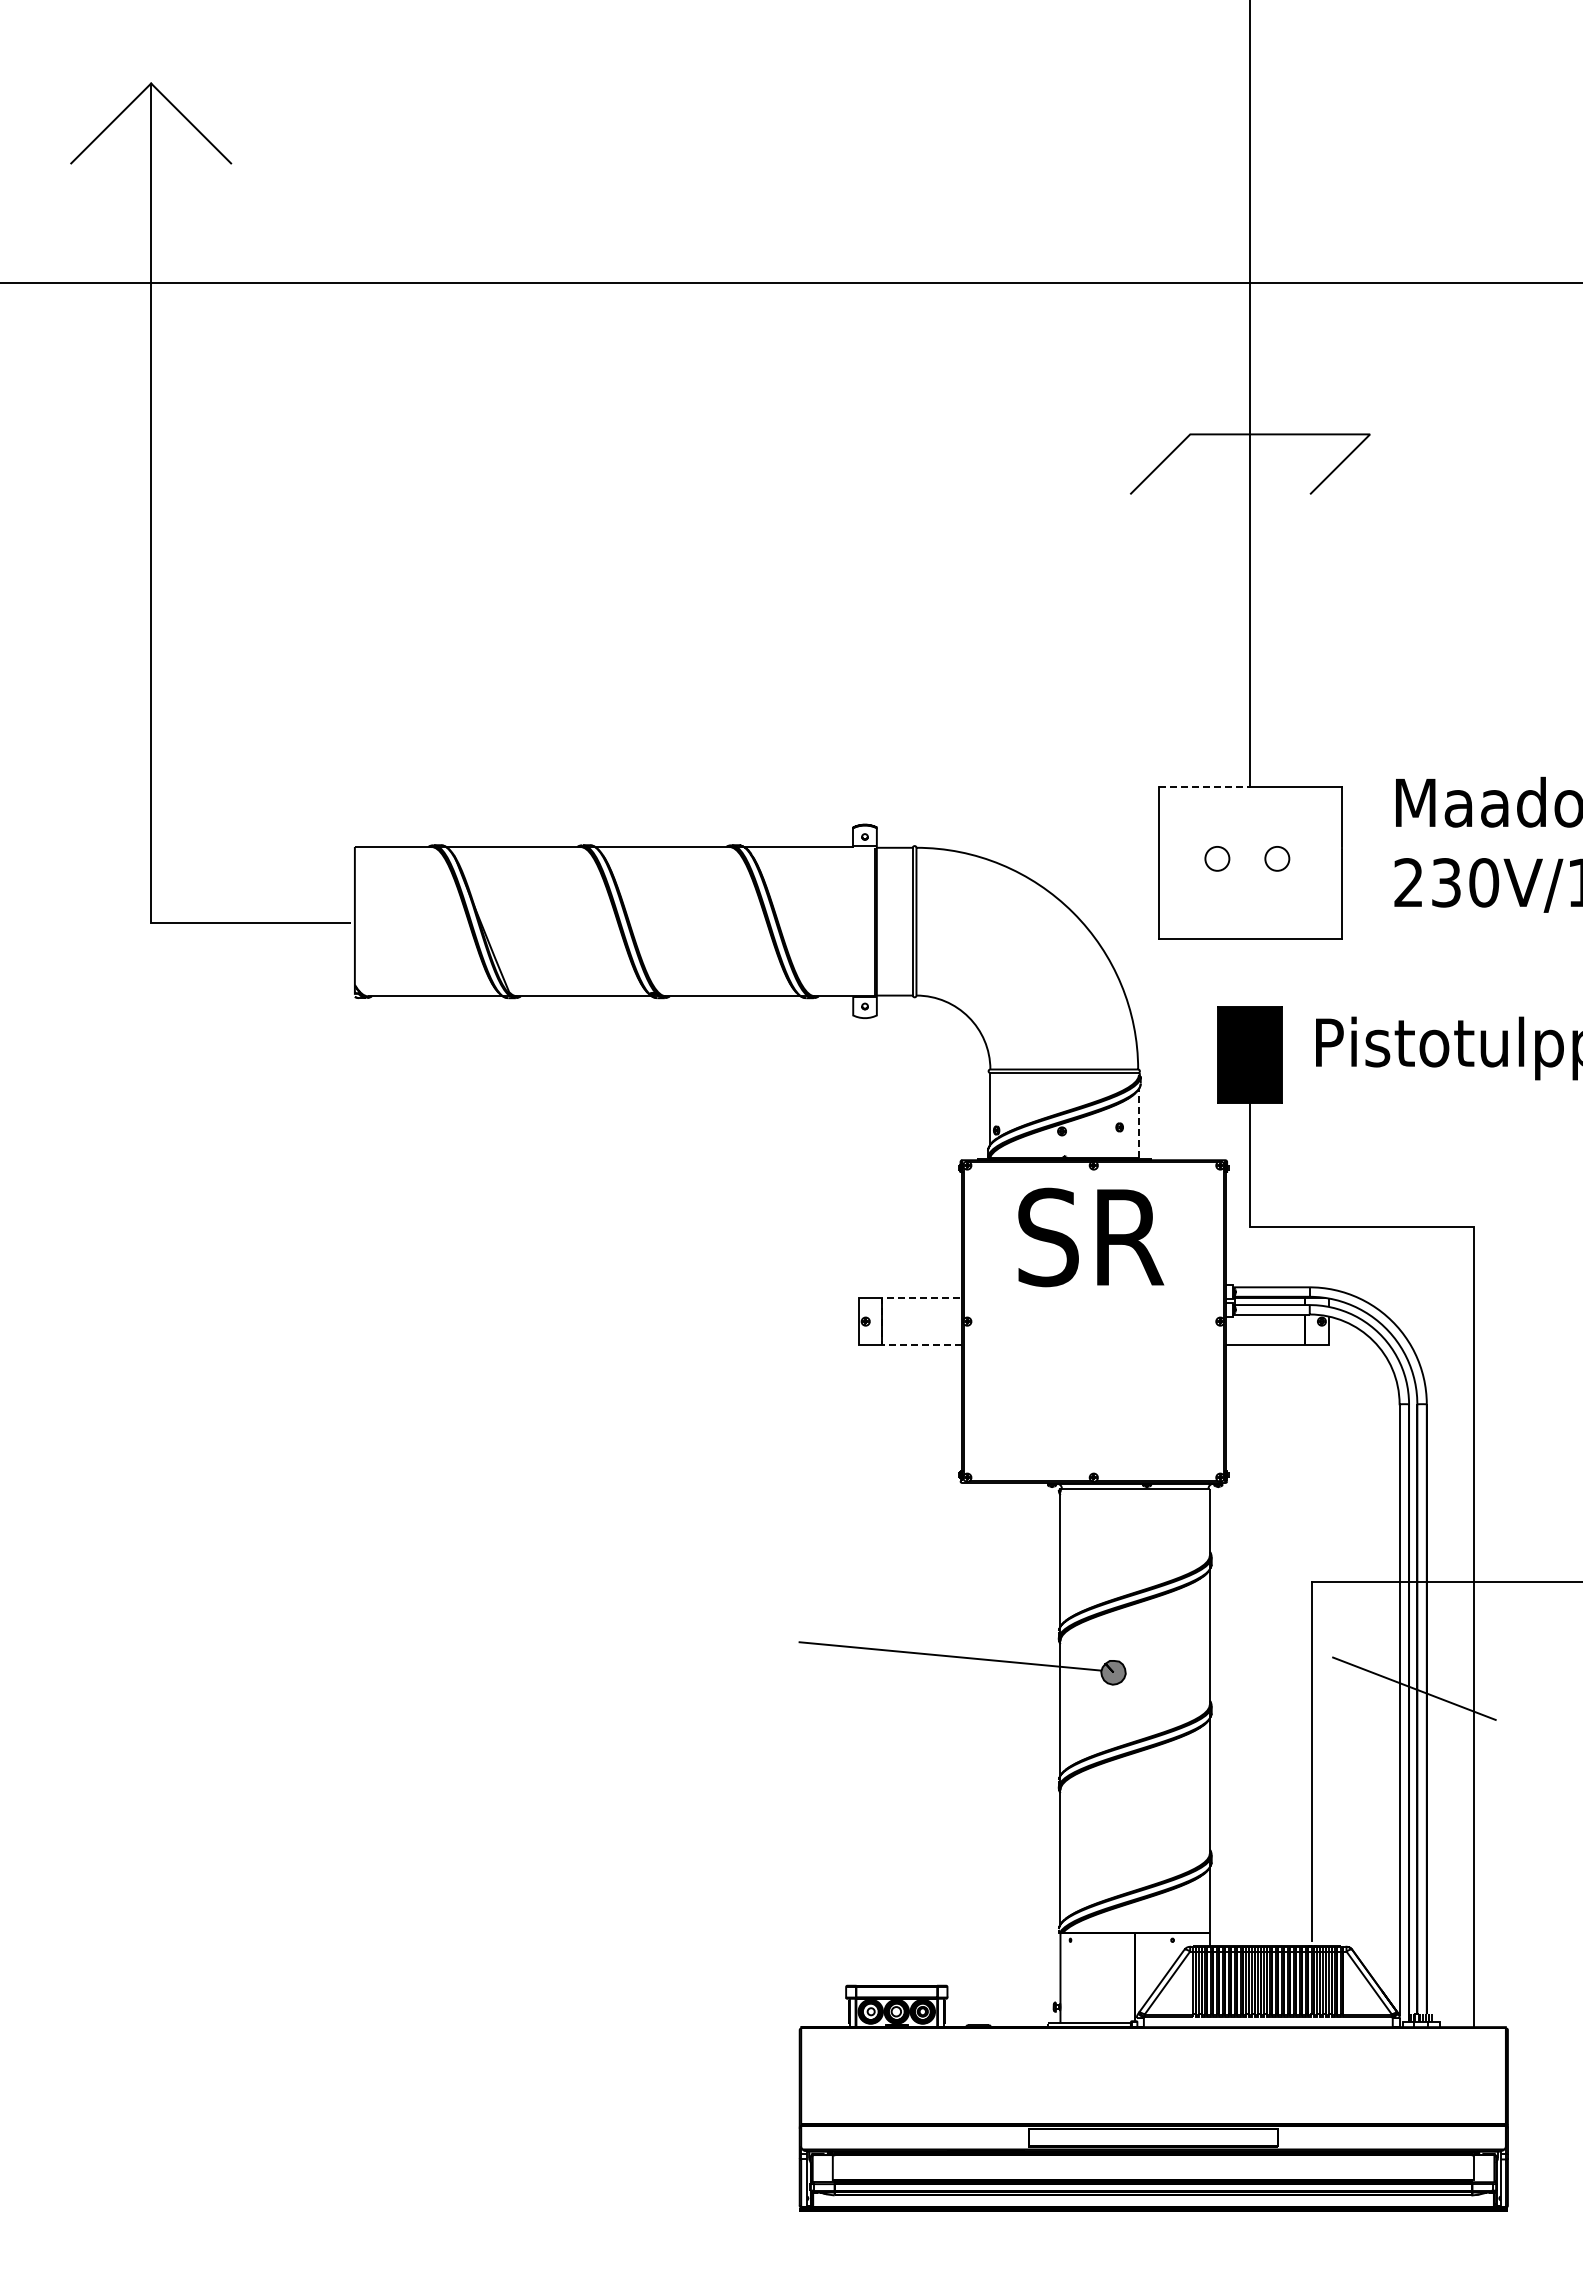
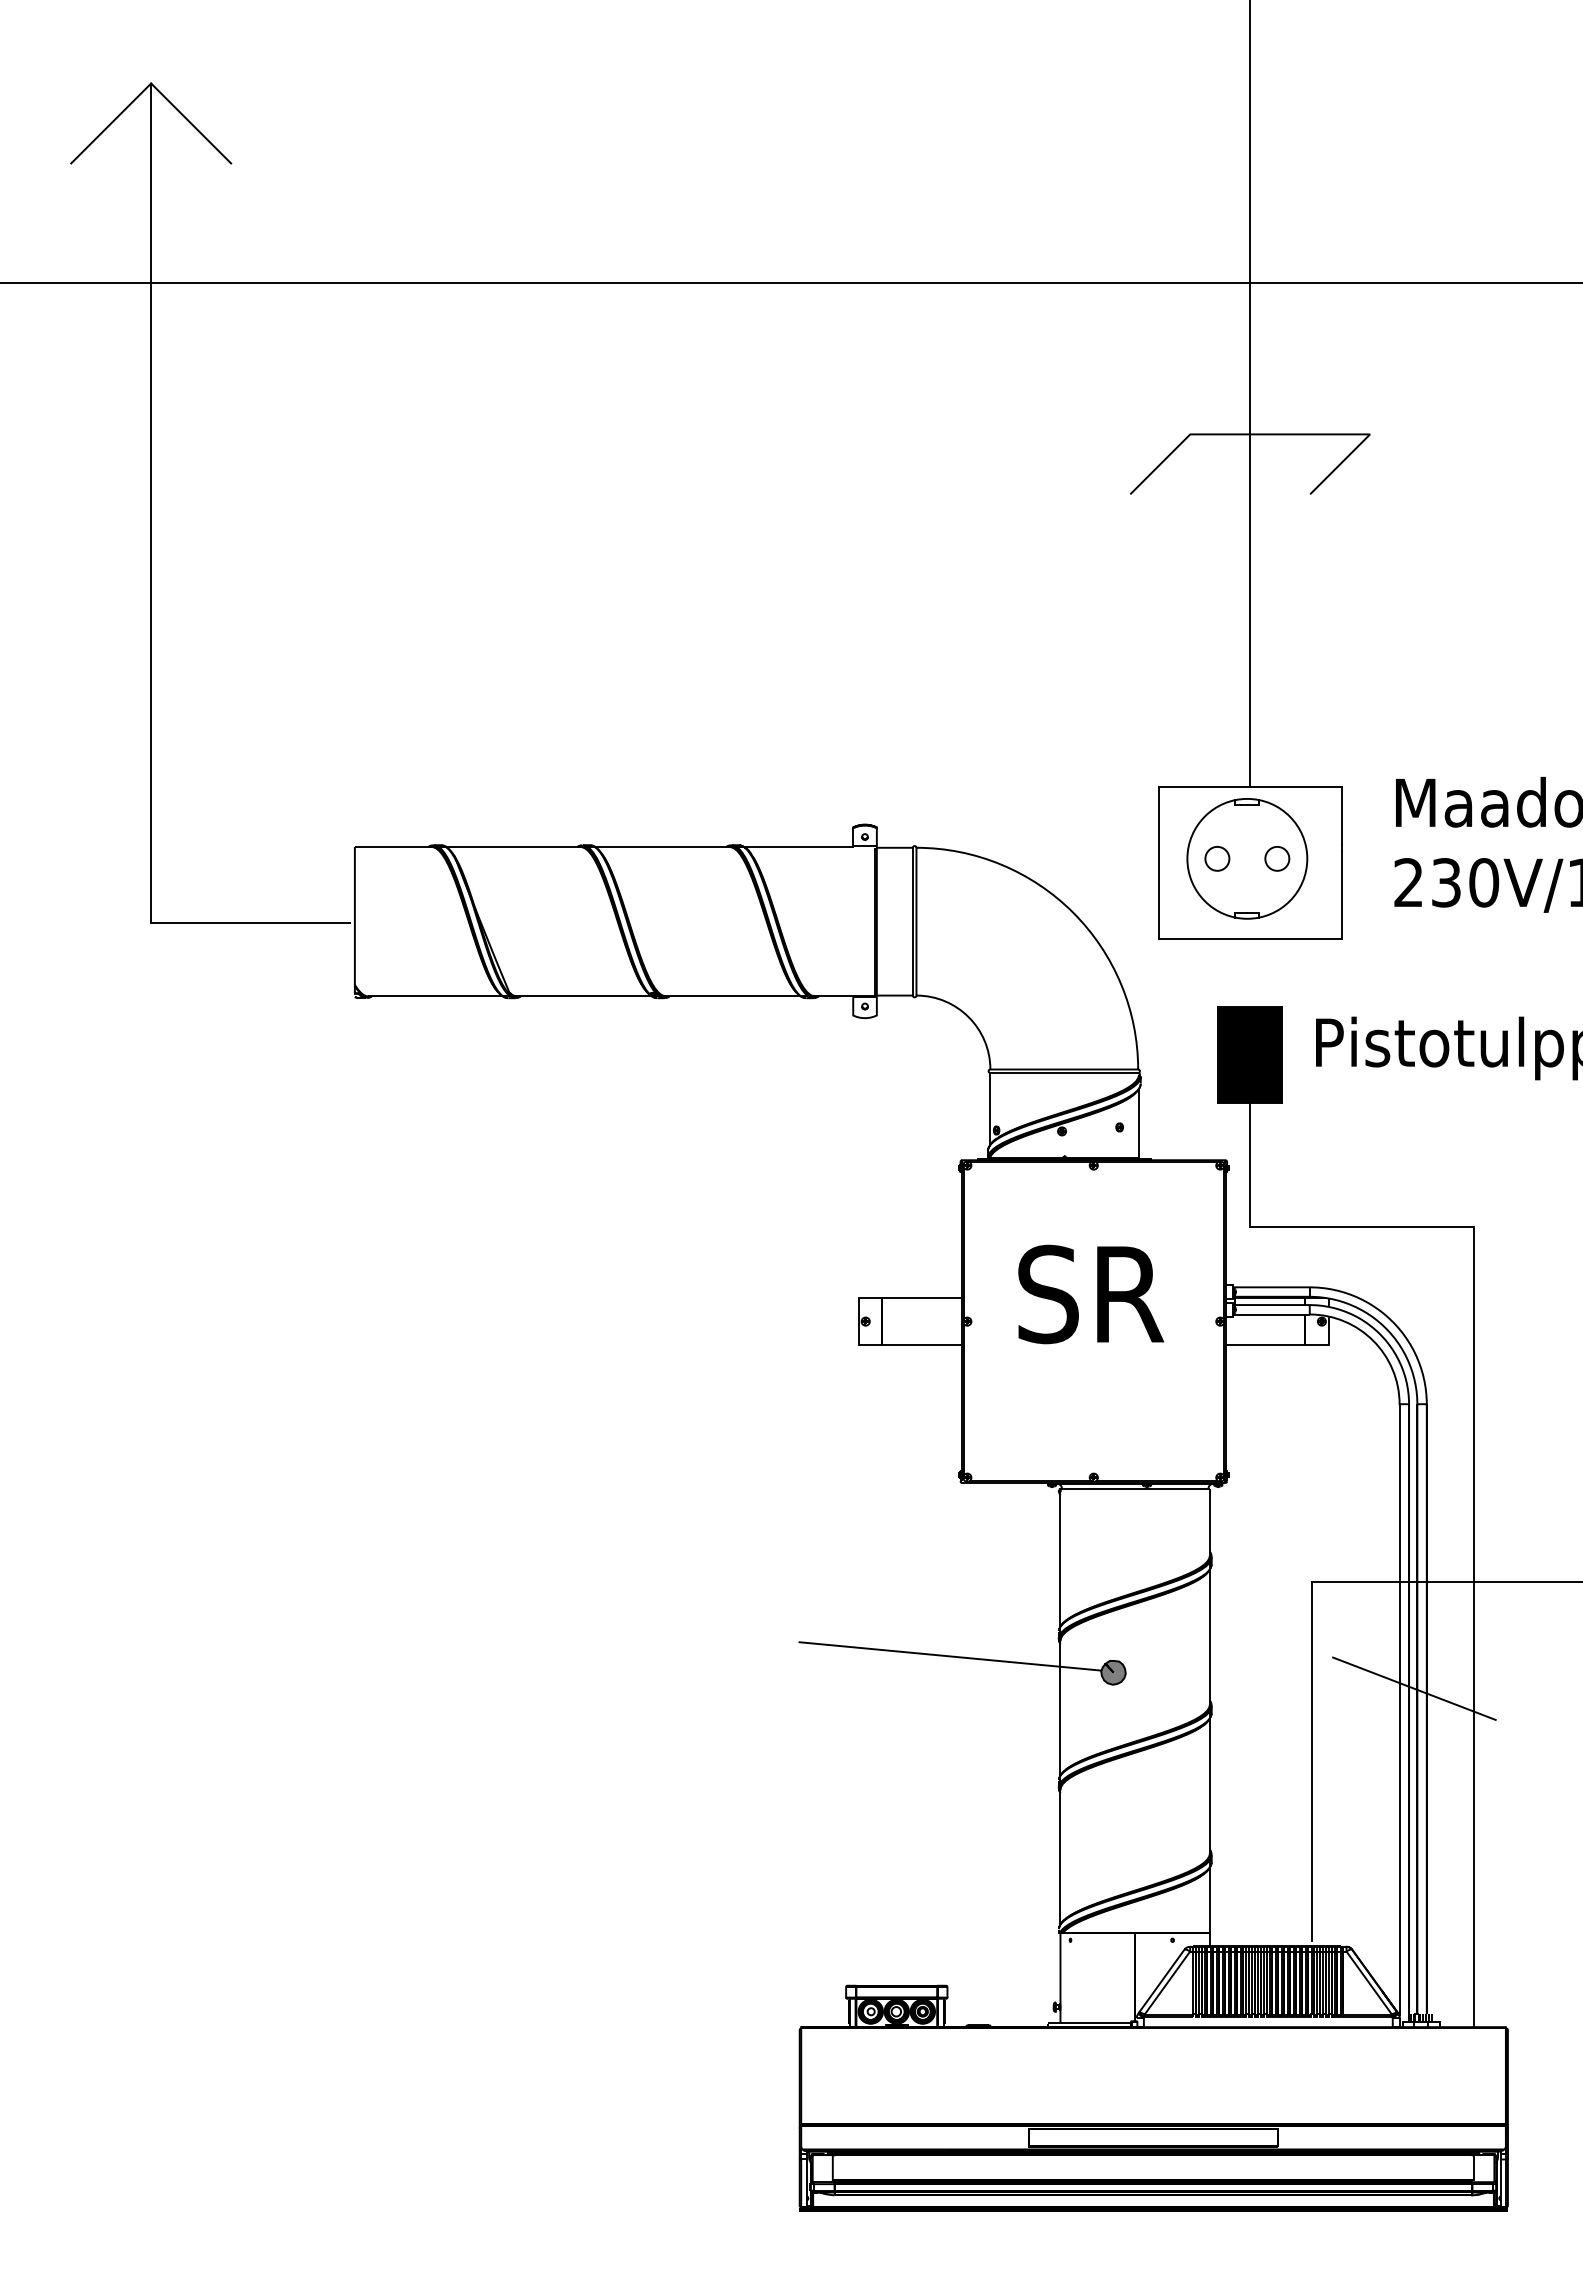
line: dashed -> solid (1204, 786)
part: none -> present (1247, 858)
line: dashed -> solid (1139, 1123)
text position: (1091, 1237) -> (1091, 1294) (1091, 1294)
line: dashed -> solid (882, 1321)
